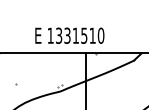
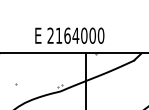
text: 1331510 -> 2164000 (71, 35)
